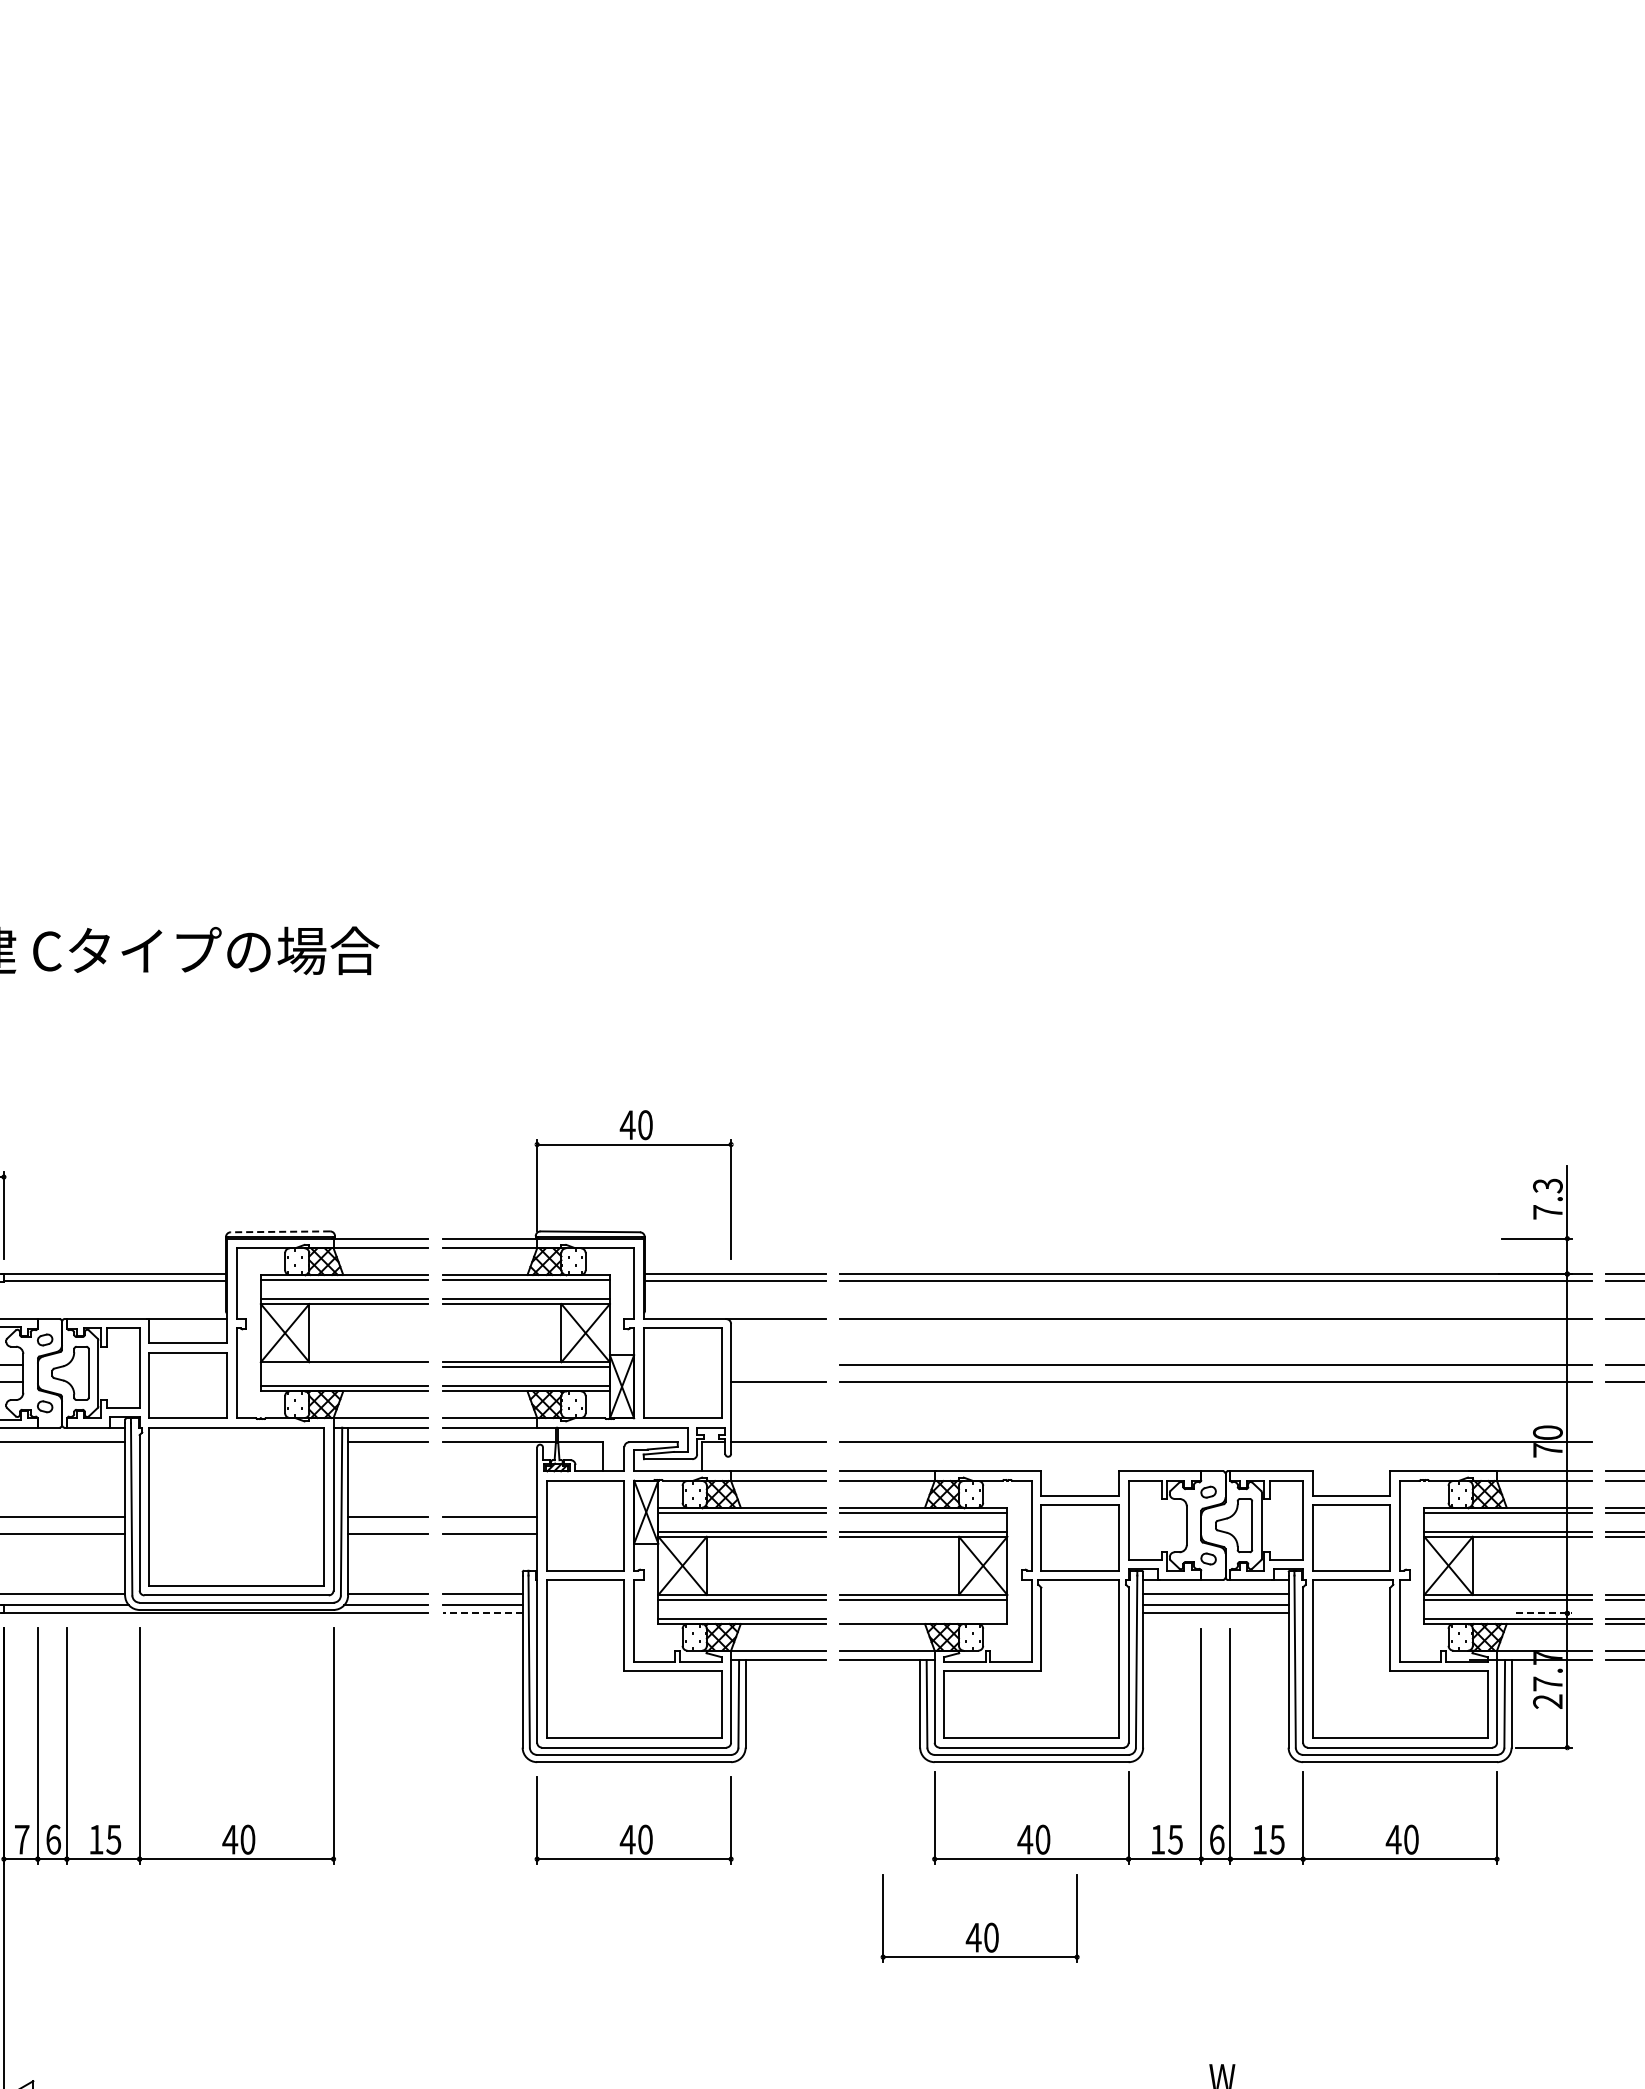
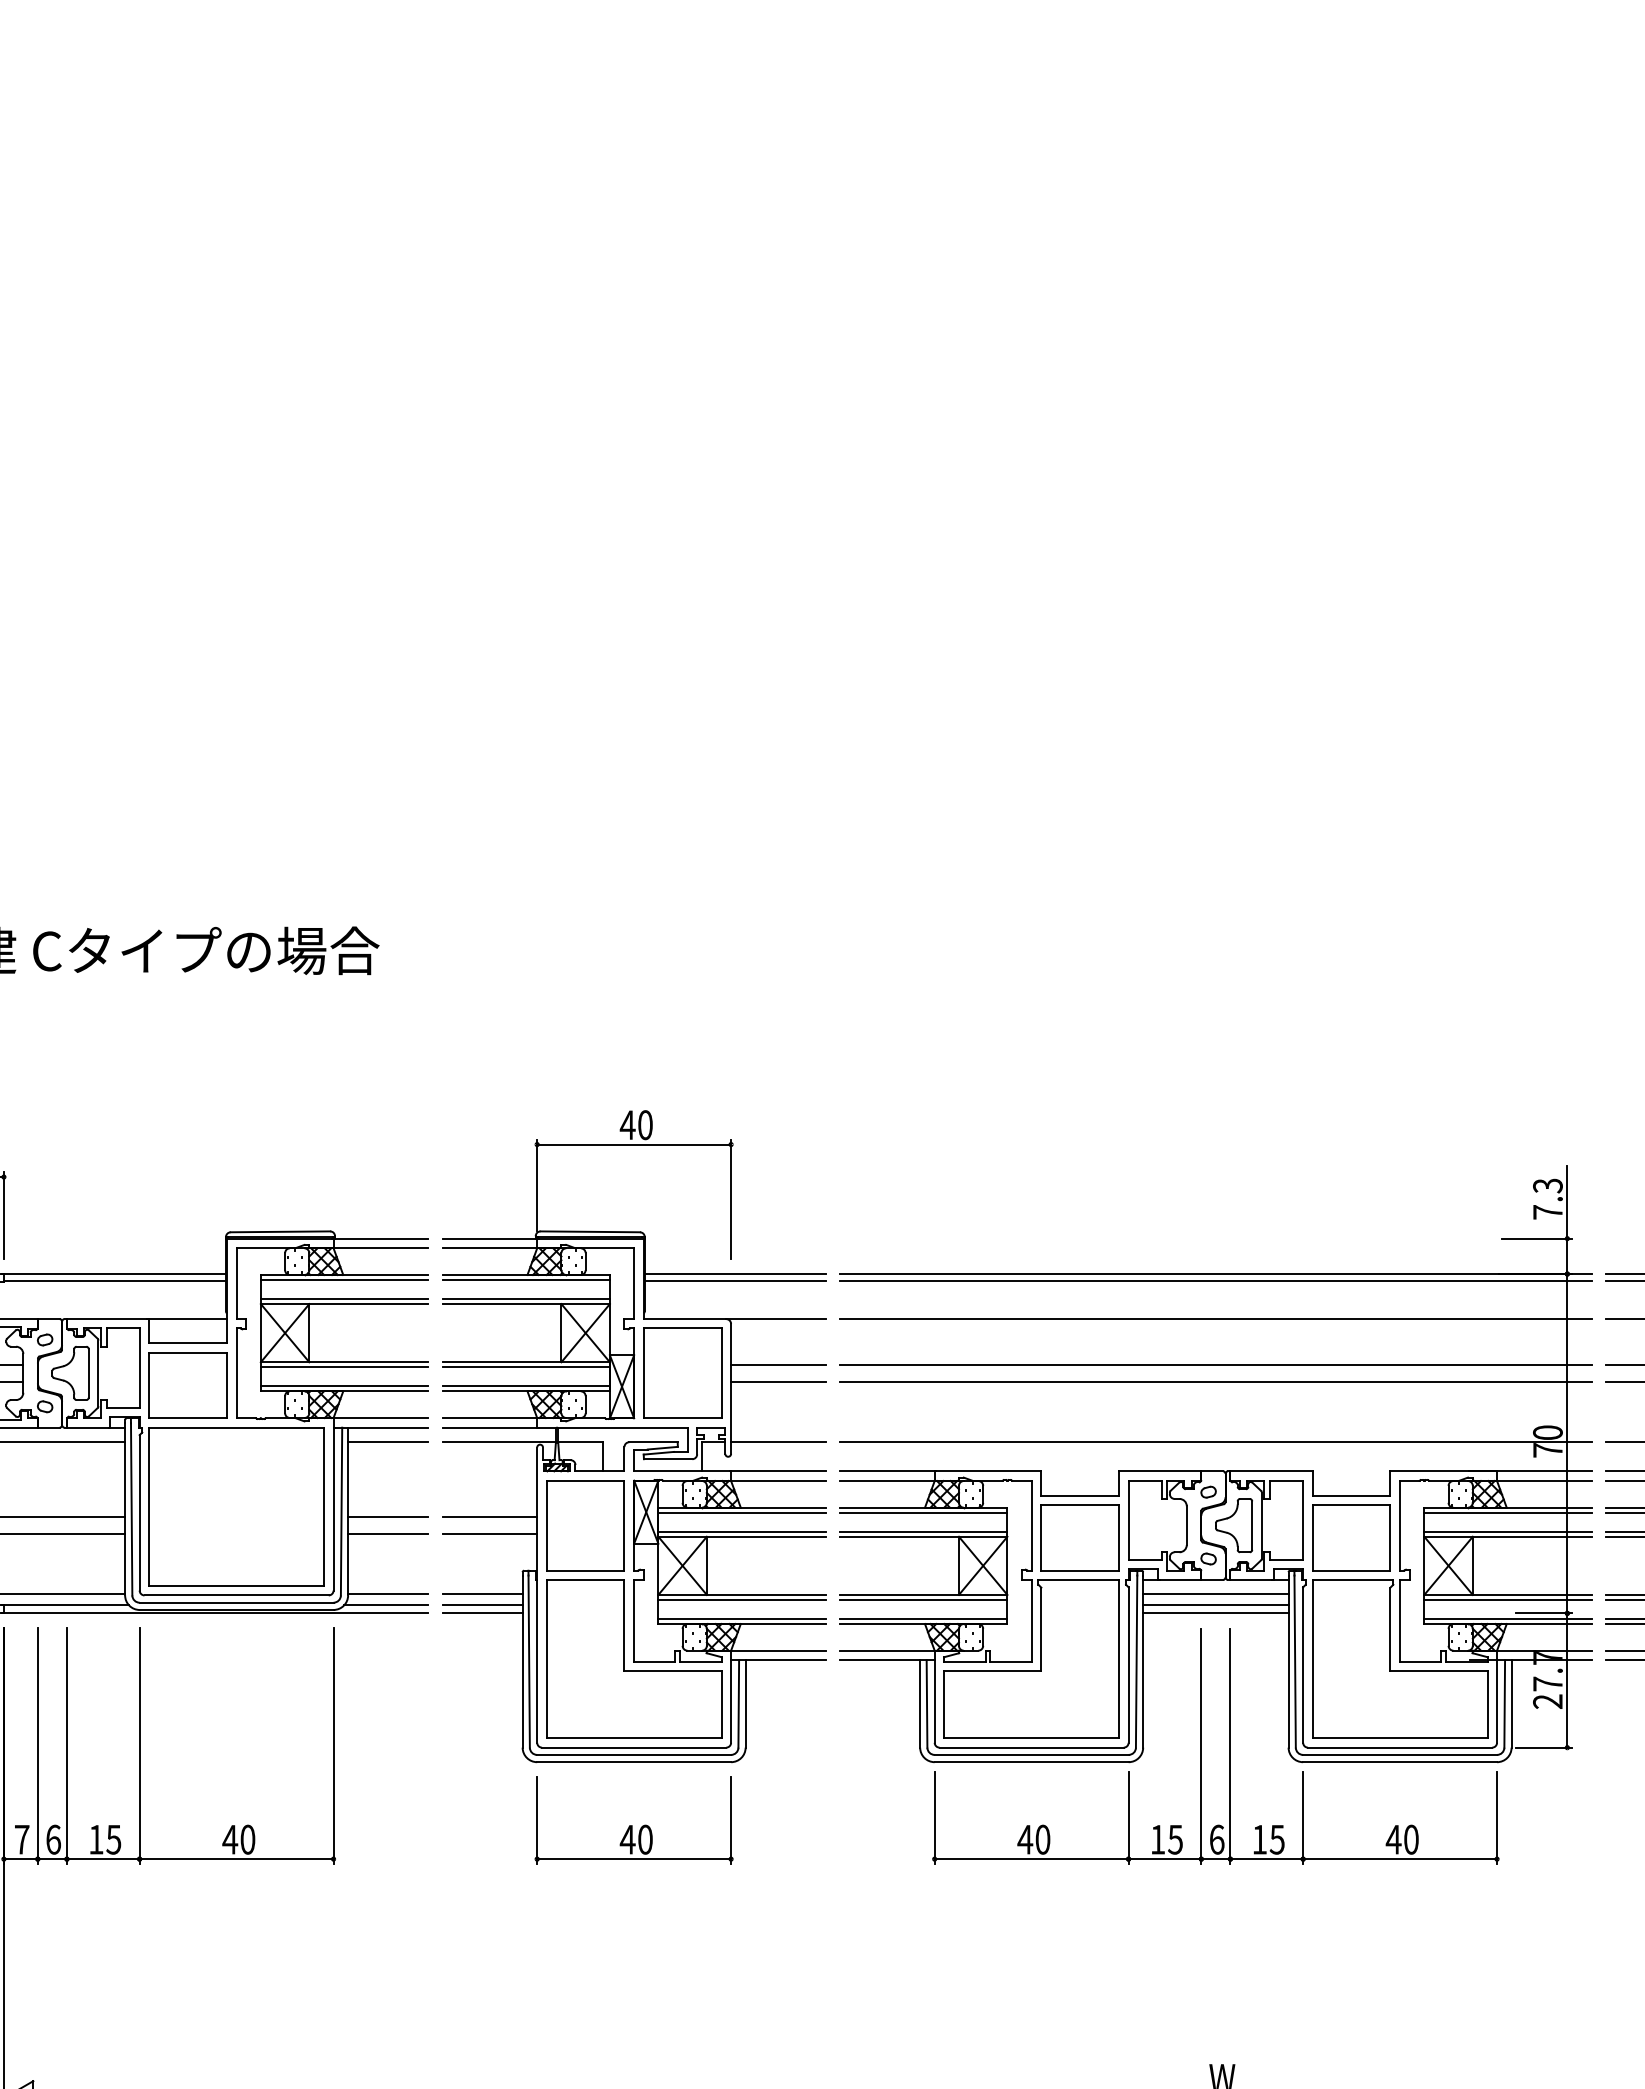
line: dashed -> solid (280, 1231)
line: none -> present (778, 1365)
line: none -> present (344, 1367)
line: none -> present (1623, 1442)
line: dashed -> solid (482, 1613)
line: dashed -> solid (1544, 1613)
line: none -> present (923, 1619)
part: present -> none (979, 1918)
